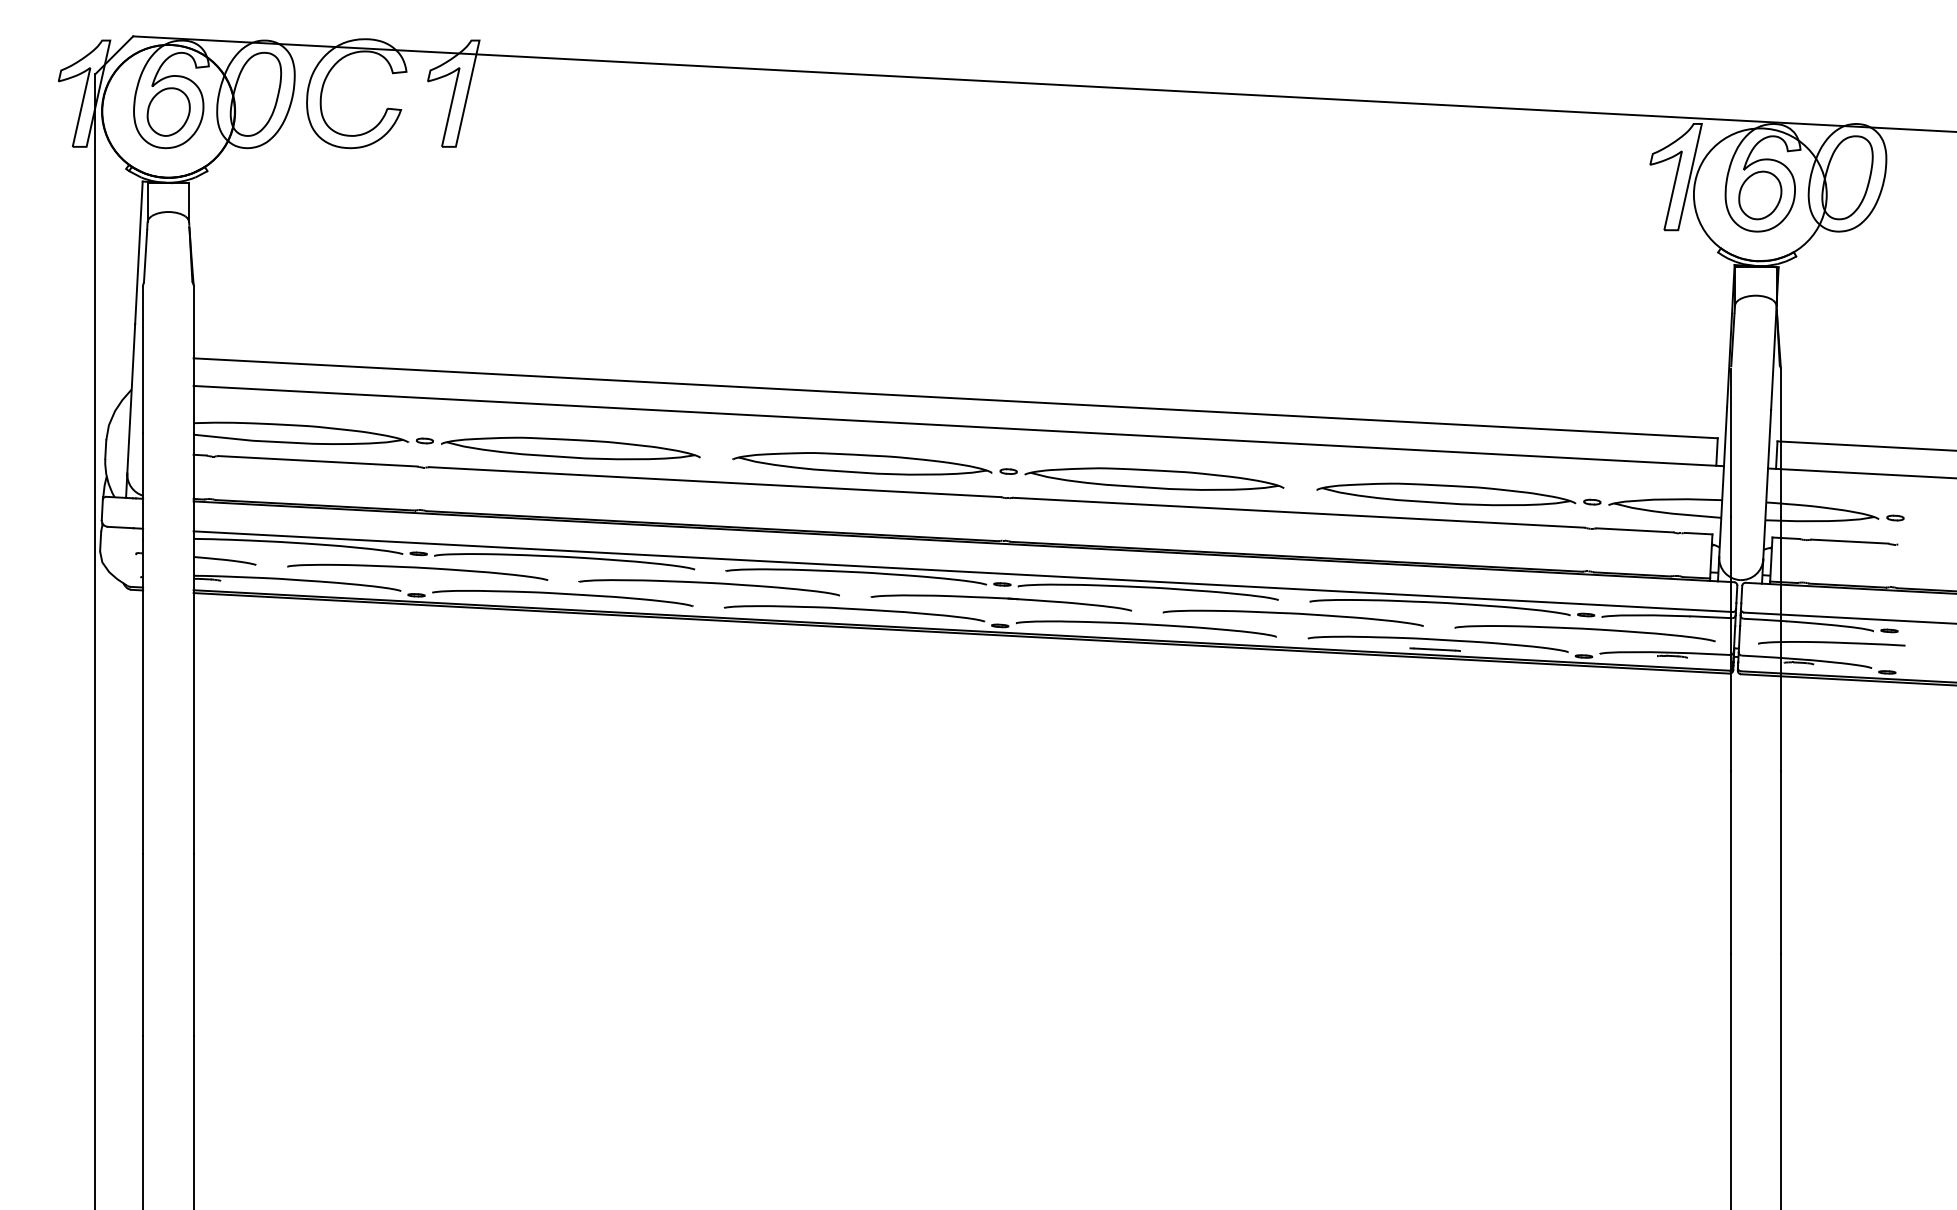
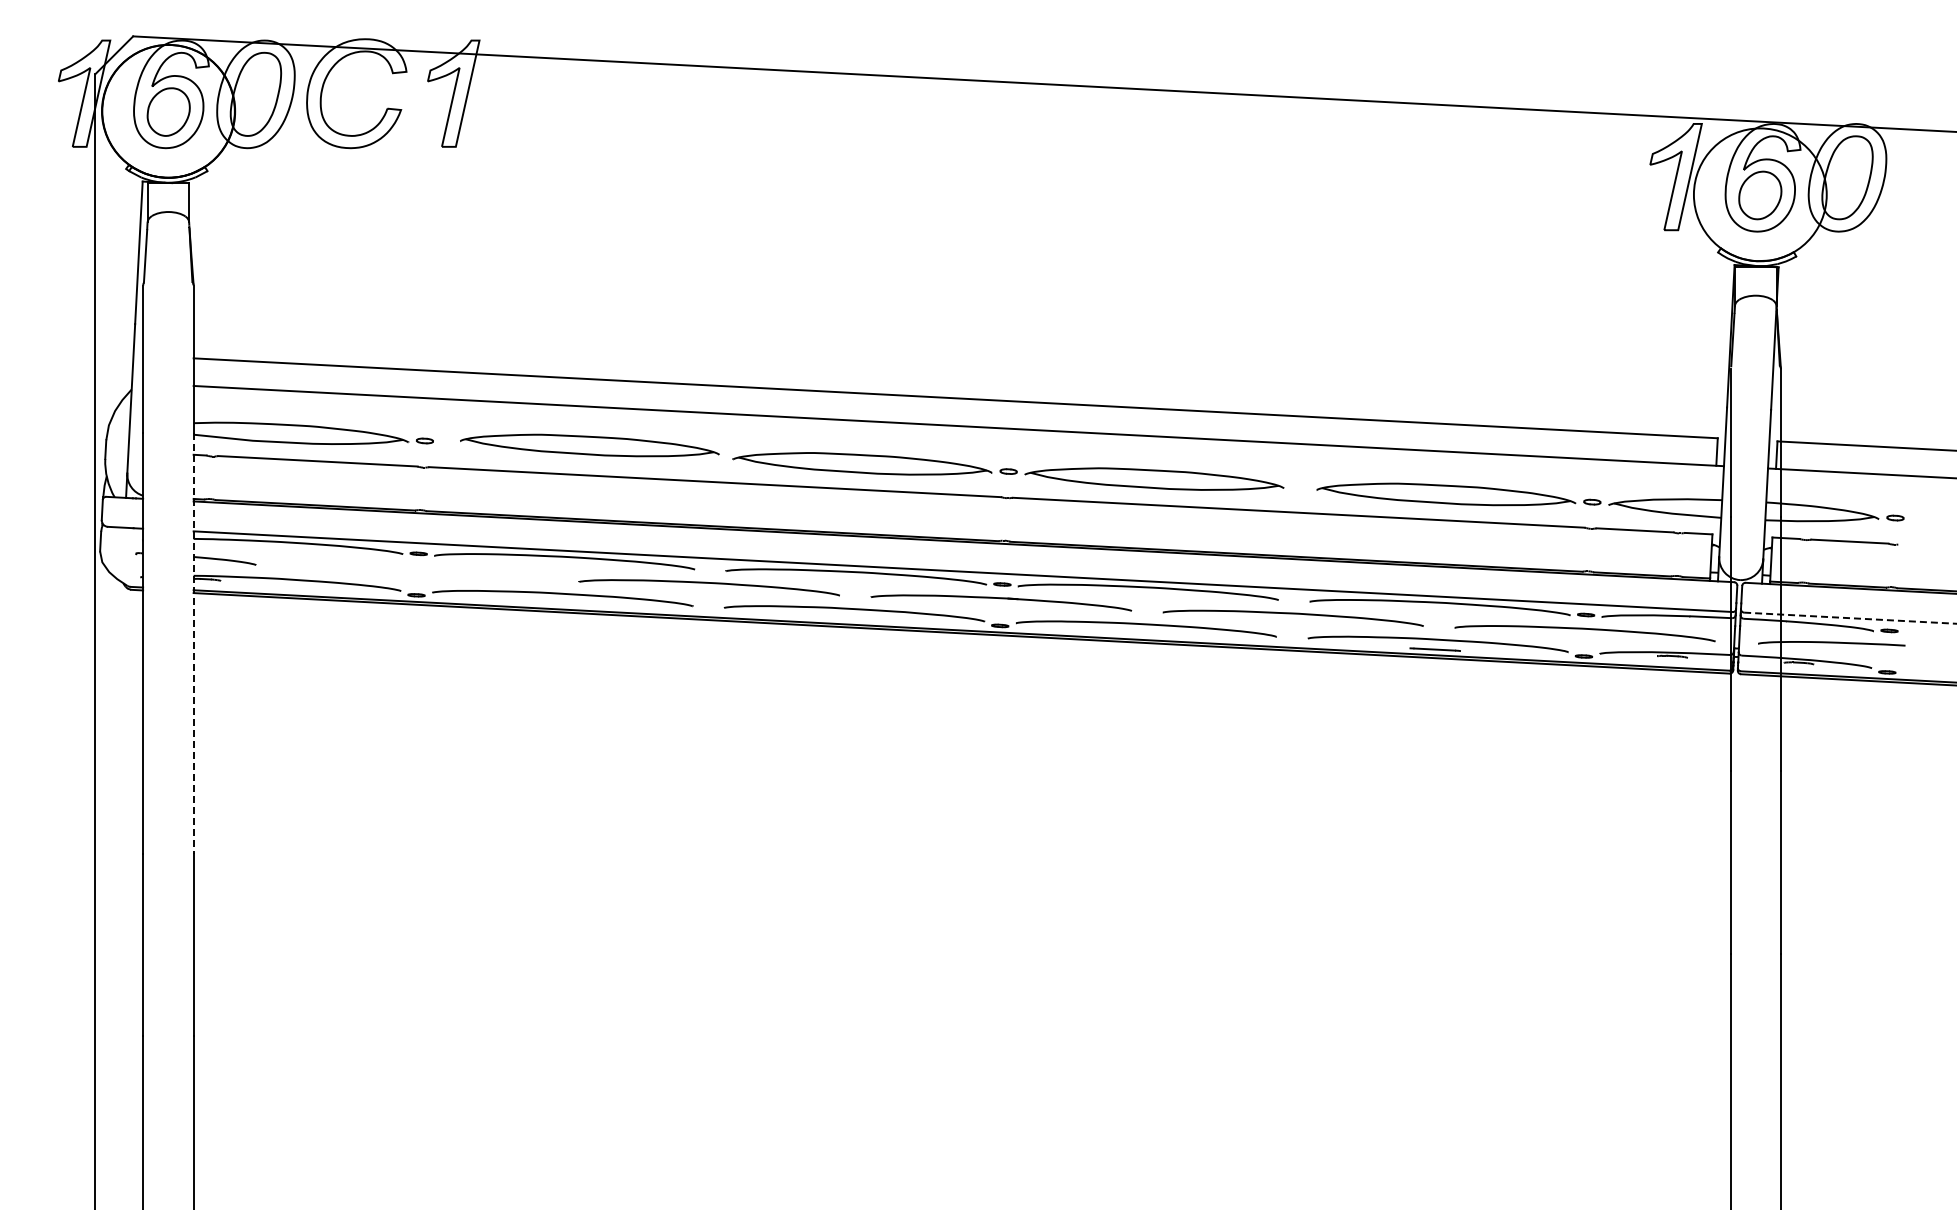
part position: (570, 448) -> (589, 445) (589, 445)
curve: present -> none (417, 568)
line: solid -> dashed (1850, 618)
line: solid -> dashed (193, 643)
